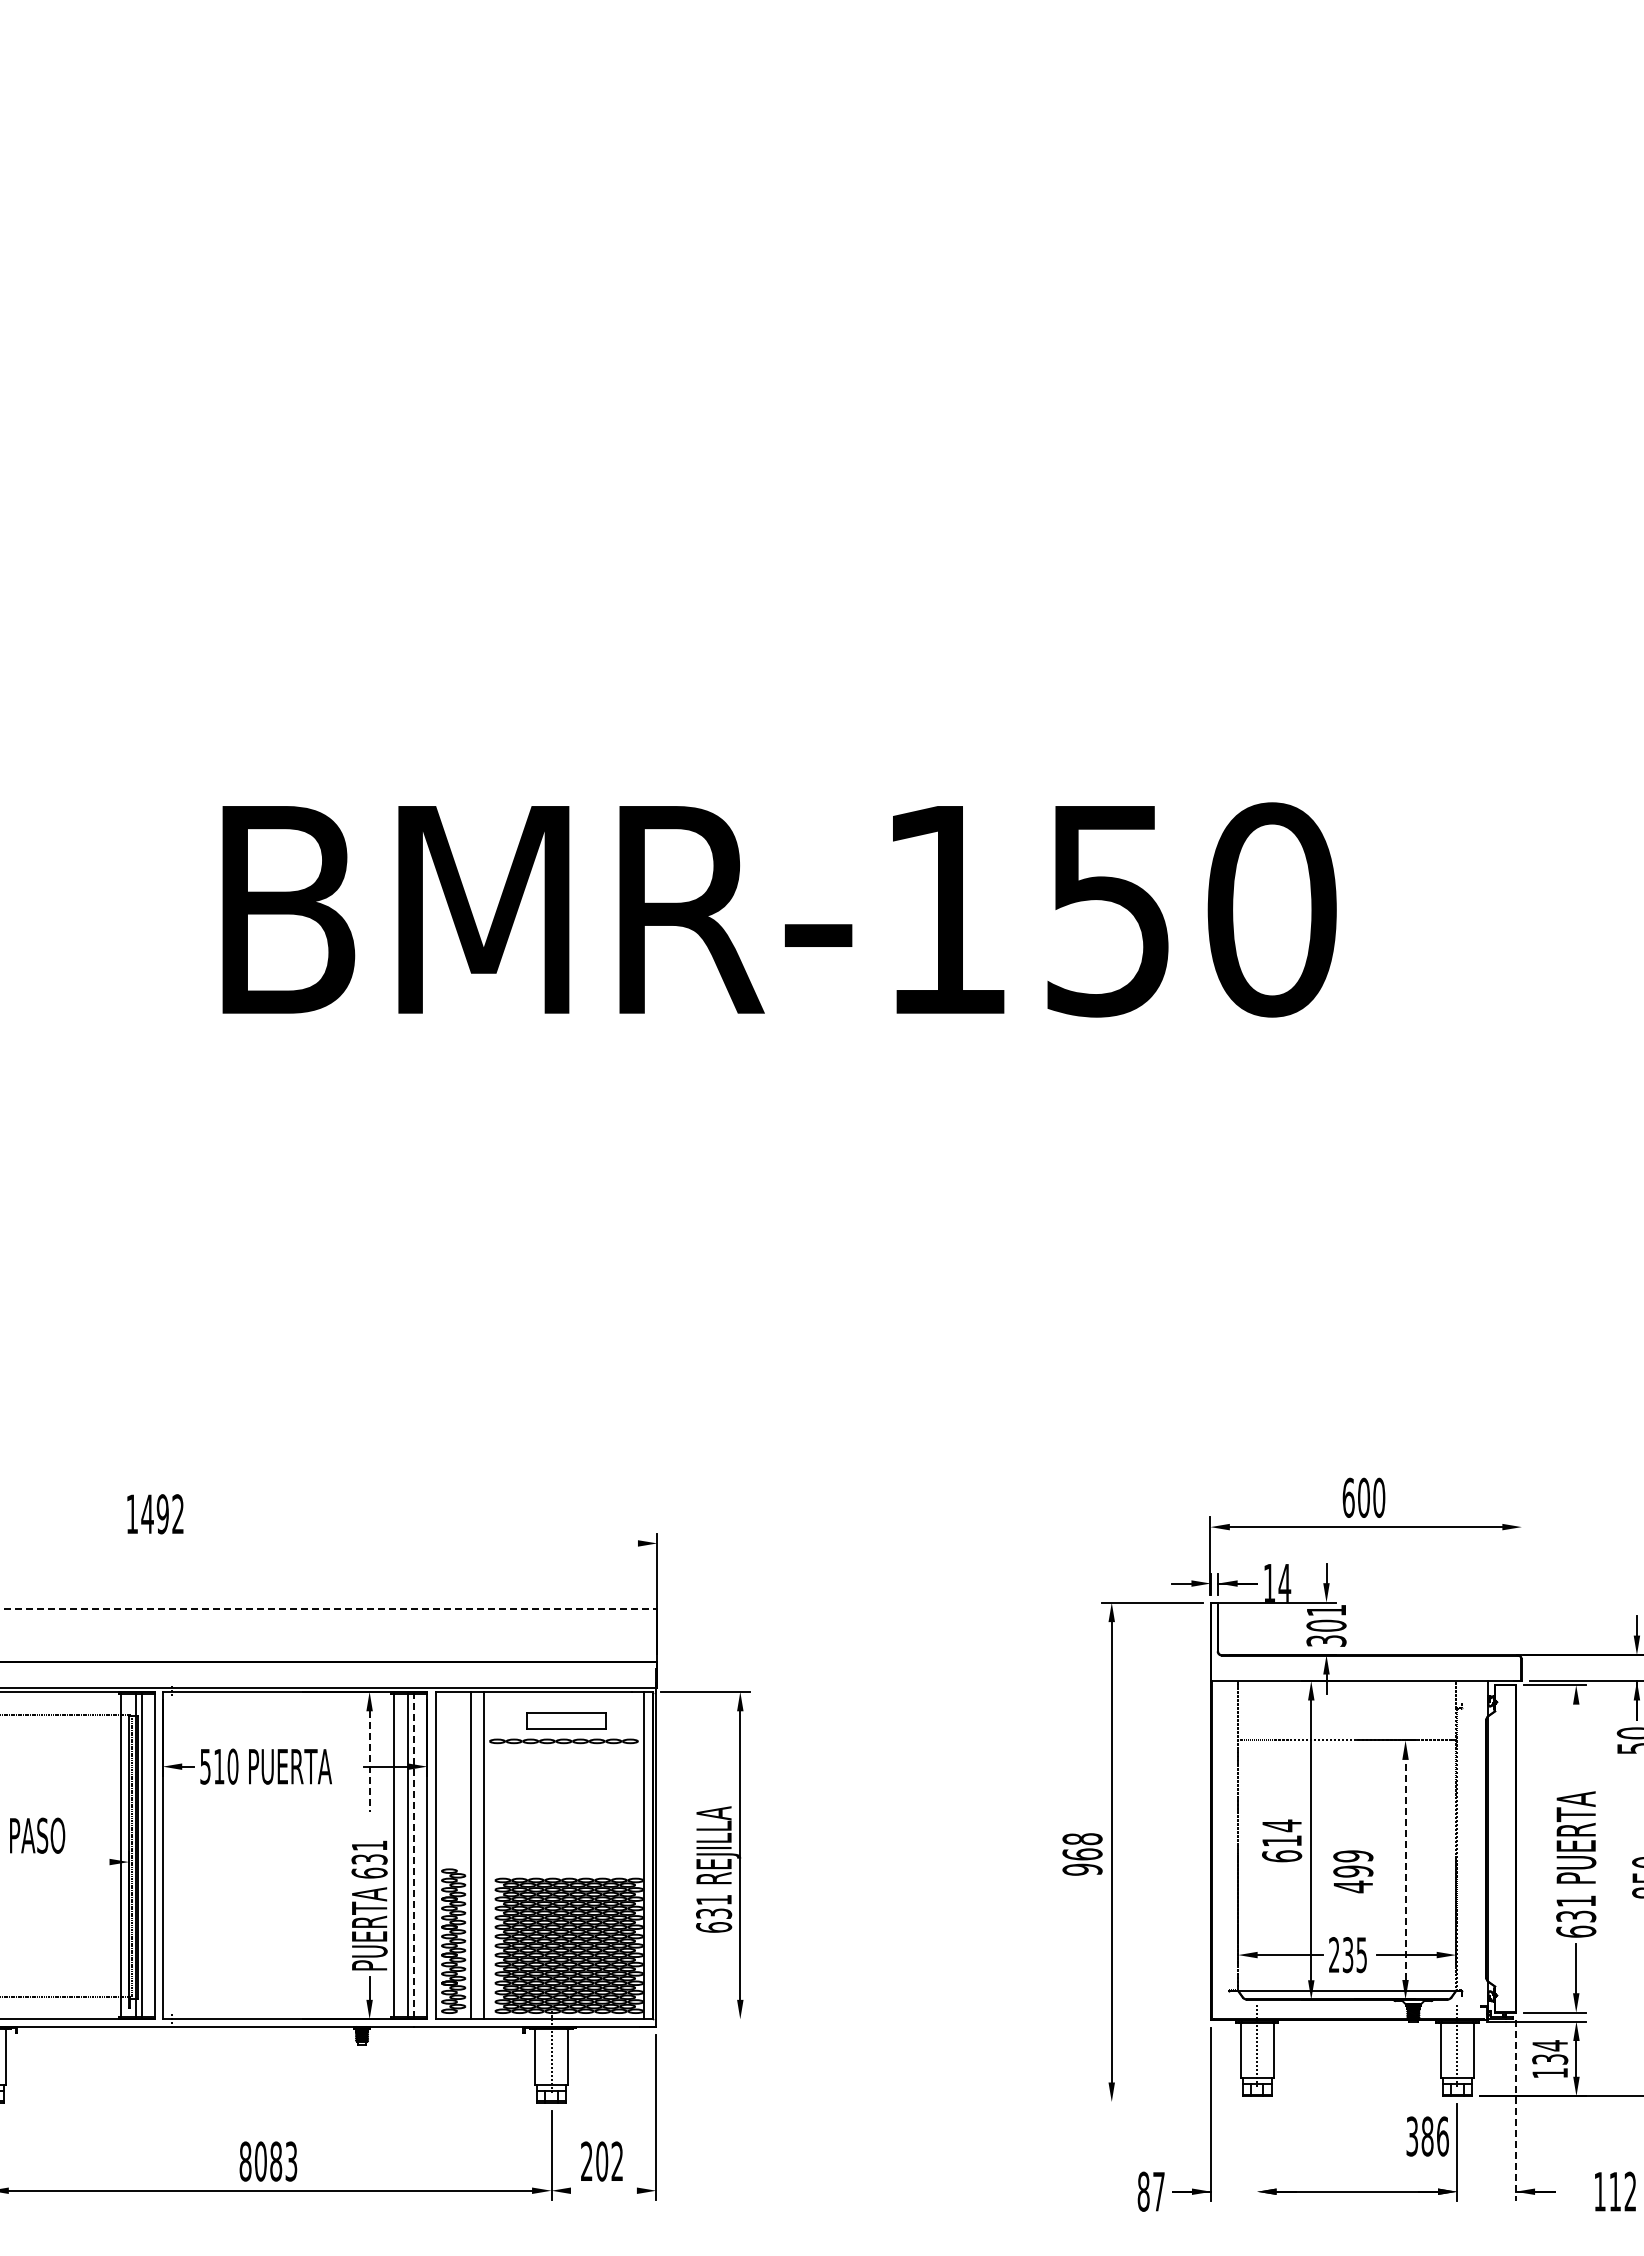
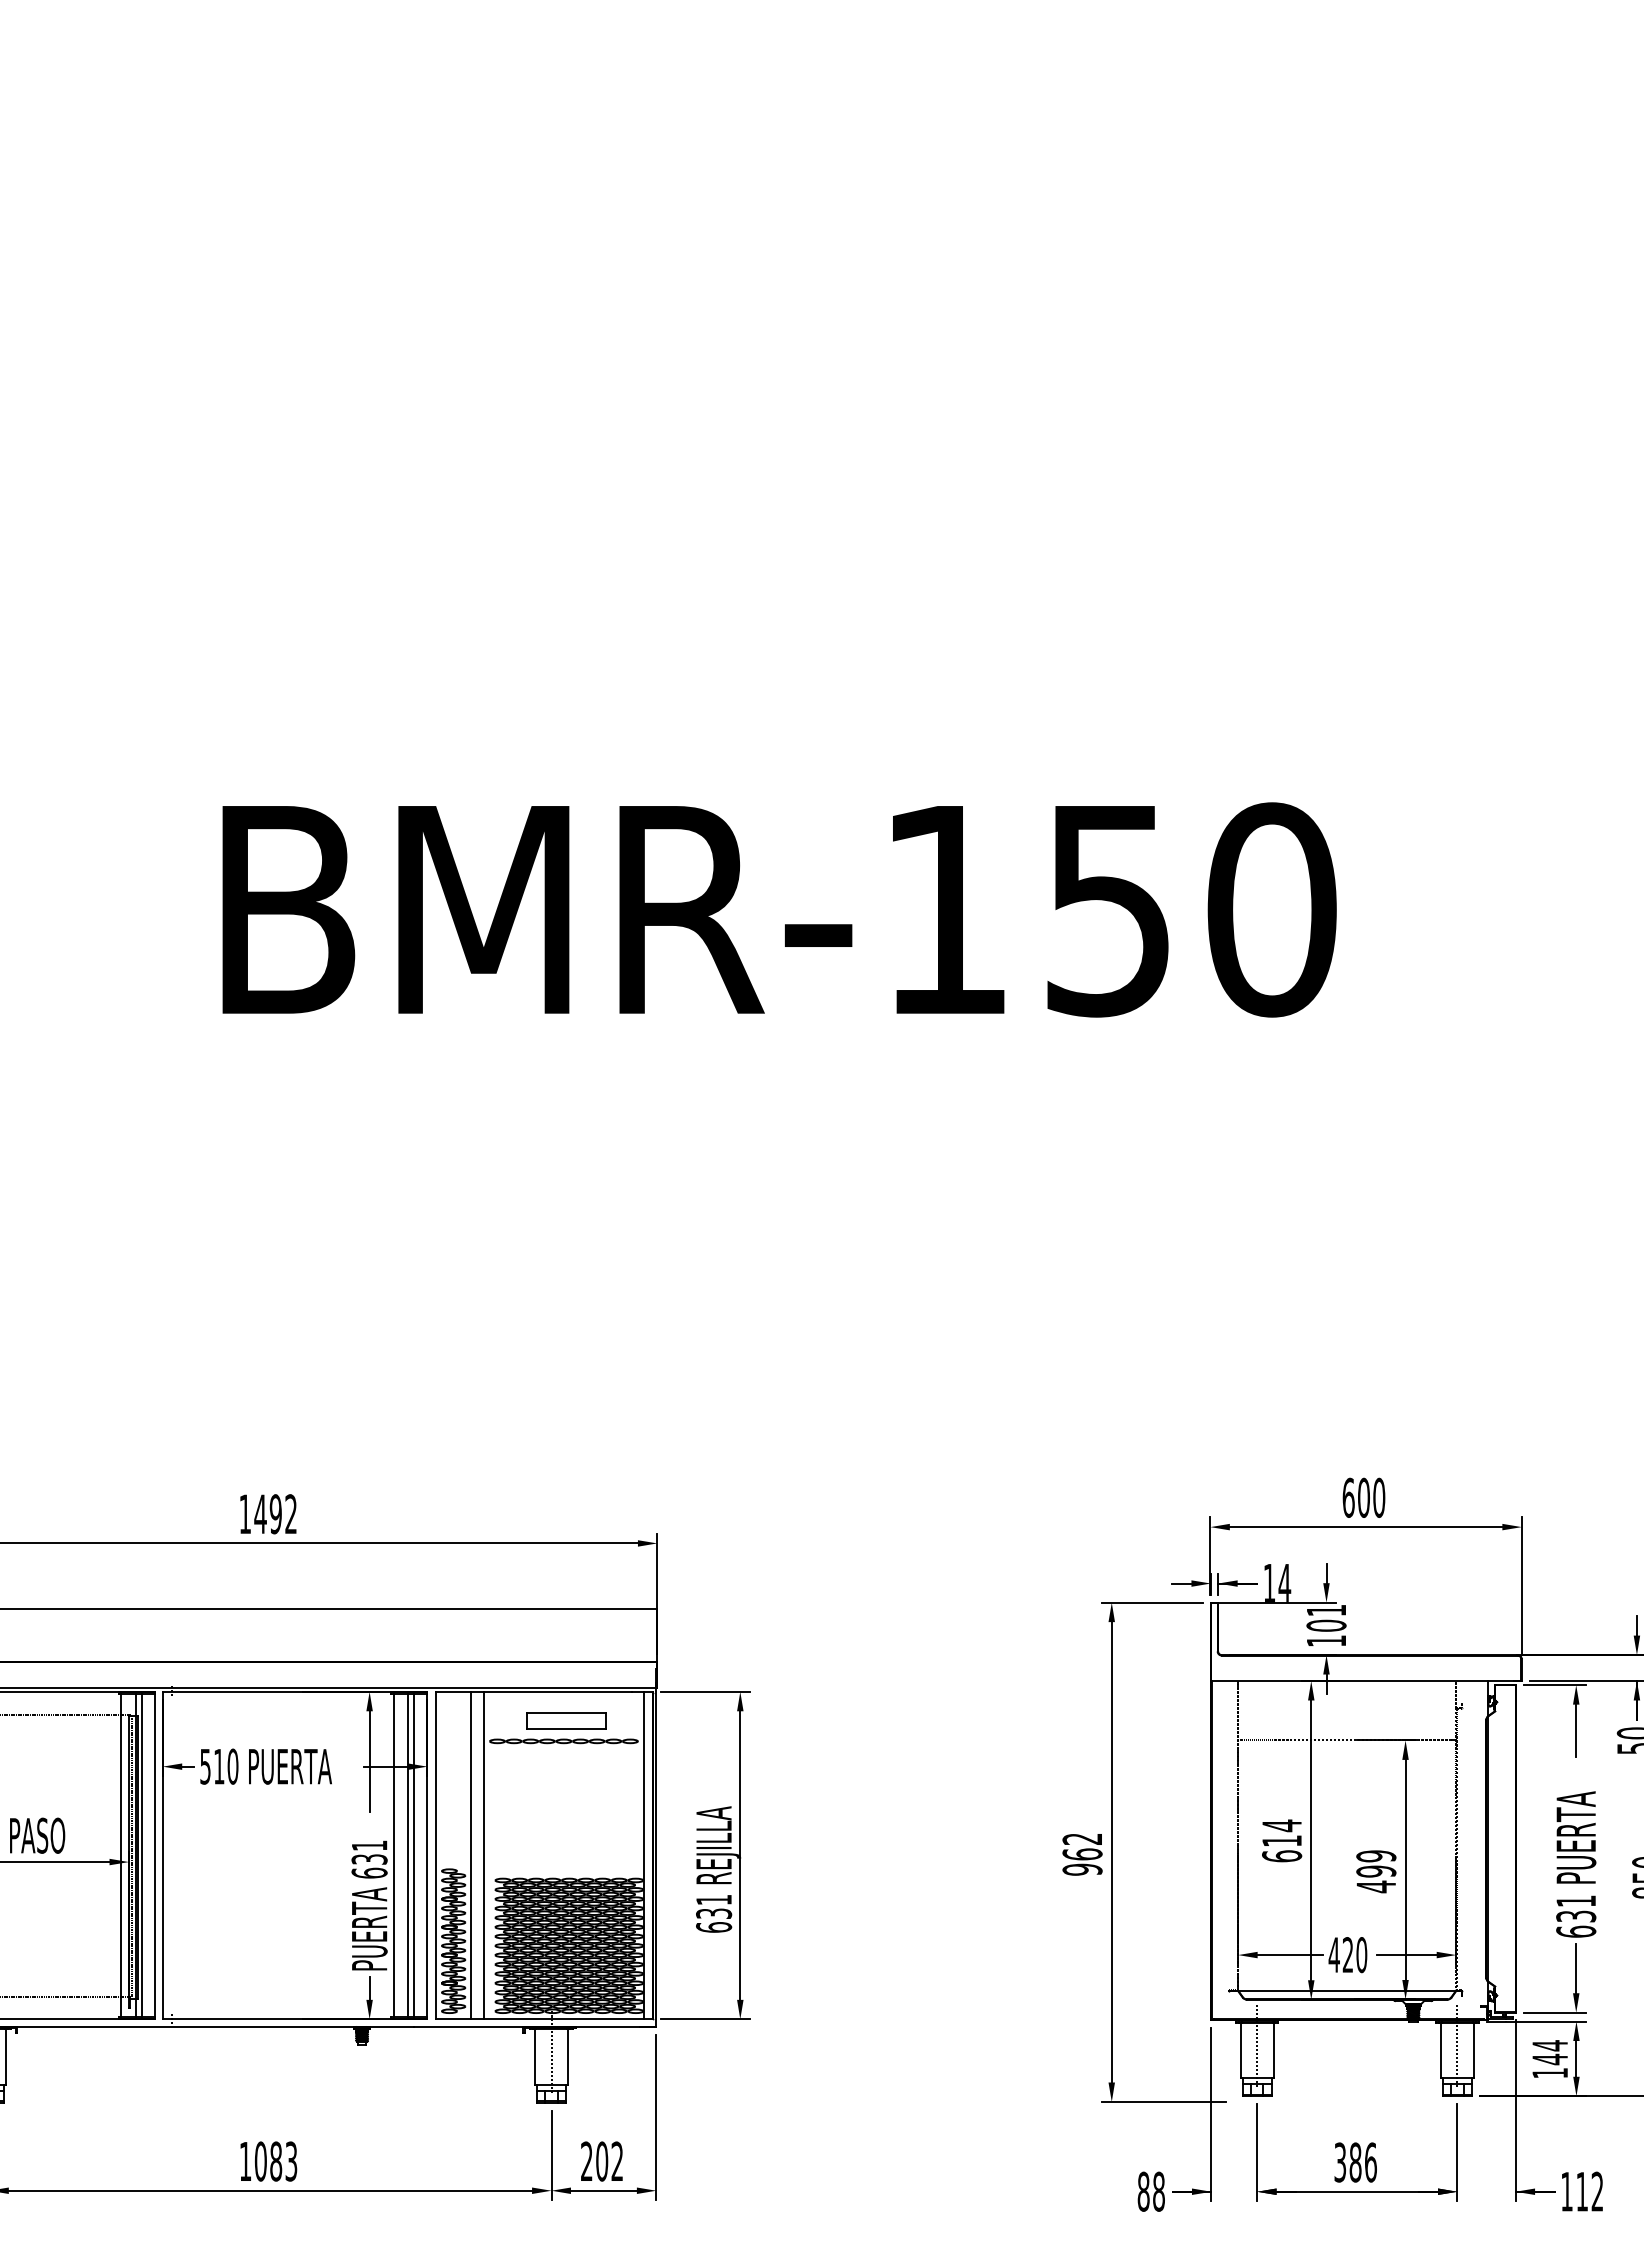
text position: (155, 1514) -> (268, 1514) (268, 1514)
line: none -> present (319, 1543)
line: none -> present (1521, 1586)
line: dashed -> solid (329, 1609)
text: 301 -> 101 (1326, 1640)
line: none -> present (1576, 1730)
line: dashed -> solid (369, 1761)
text: 968 -> 962 (1082, 1839)
line: dashed -> solid (414, 1855)
line: none -> present (55, 1862)
line: dashed -> solid (1405, 1869)
text position: (1353, 1871) -> (1376, 1871) (1376, 1871)
text: 235 -> 420 (1347, 1955)
line: none -> present (705, 2019)
text: 134 -> 144 (1550, 2059)
line: none -> present (1163, 2101)
line: dashed -> solid (1515, 2111)
text position: (1427, 2136) -> (1355, 2162) (1355, 2162)
line: none -> present (1257, 2152)
text: 8083 -> 1083 (245, 2161)
line: none -> present (603, 2190)
text: 87 -> 88 (1158, 2191)
text position: (1615, 2191) -> (1582, 2191) (1582, 2191)
